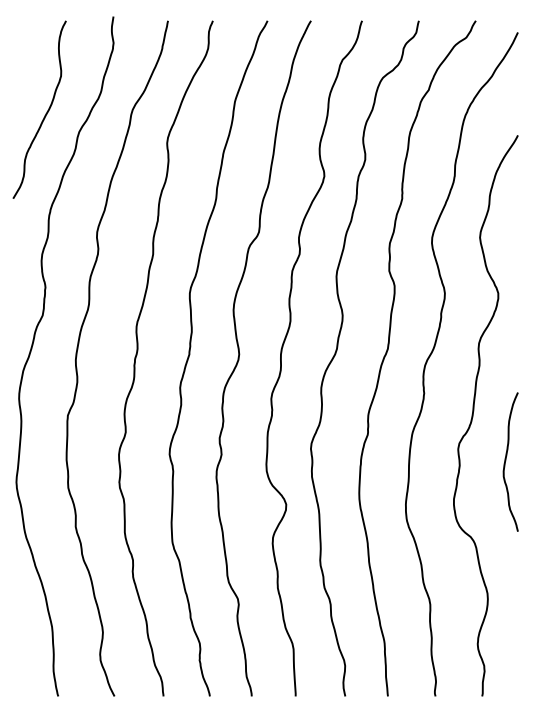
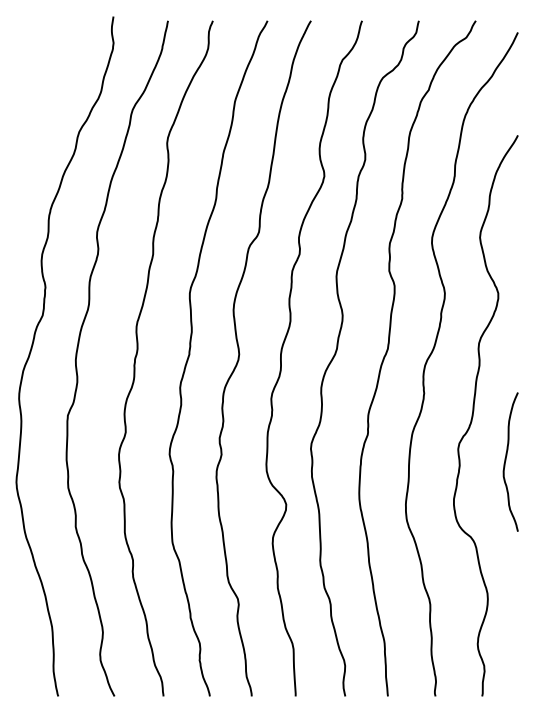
curve: present -> none (45, 113)
